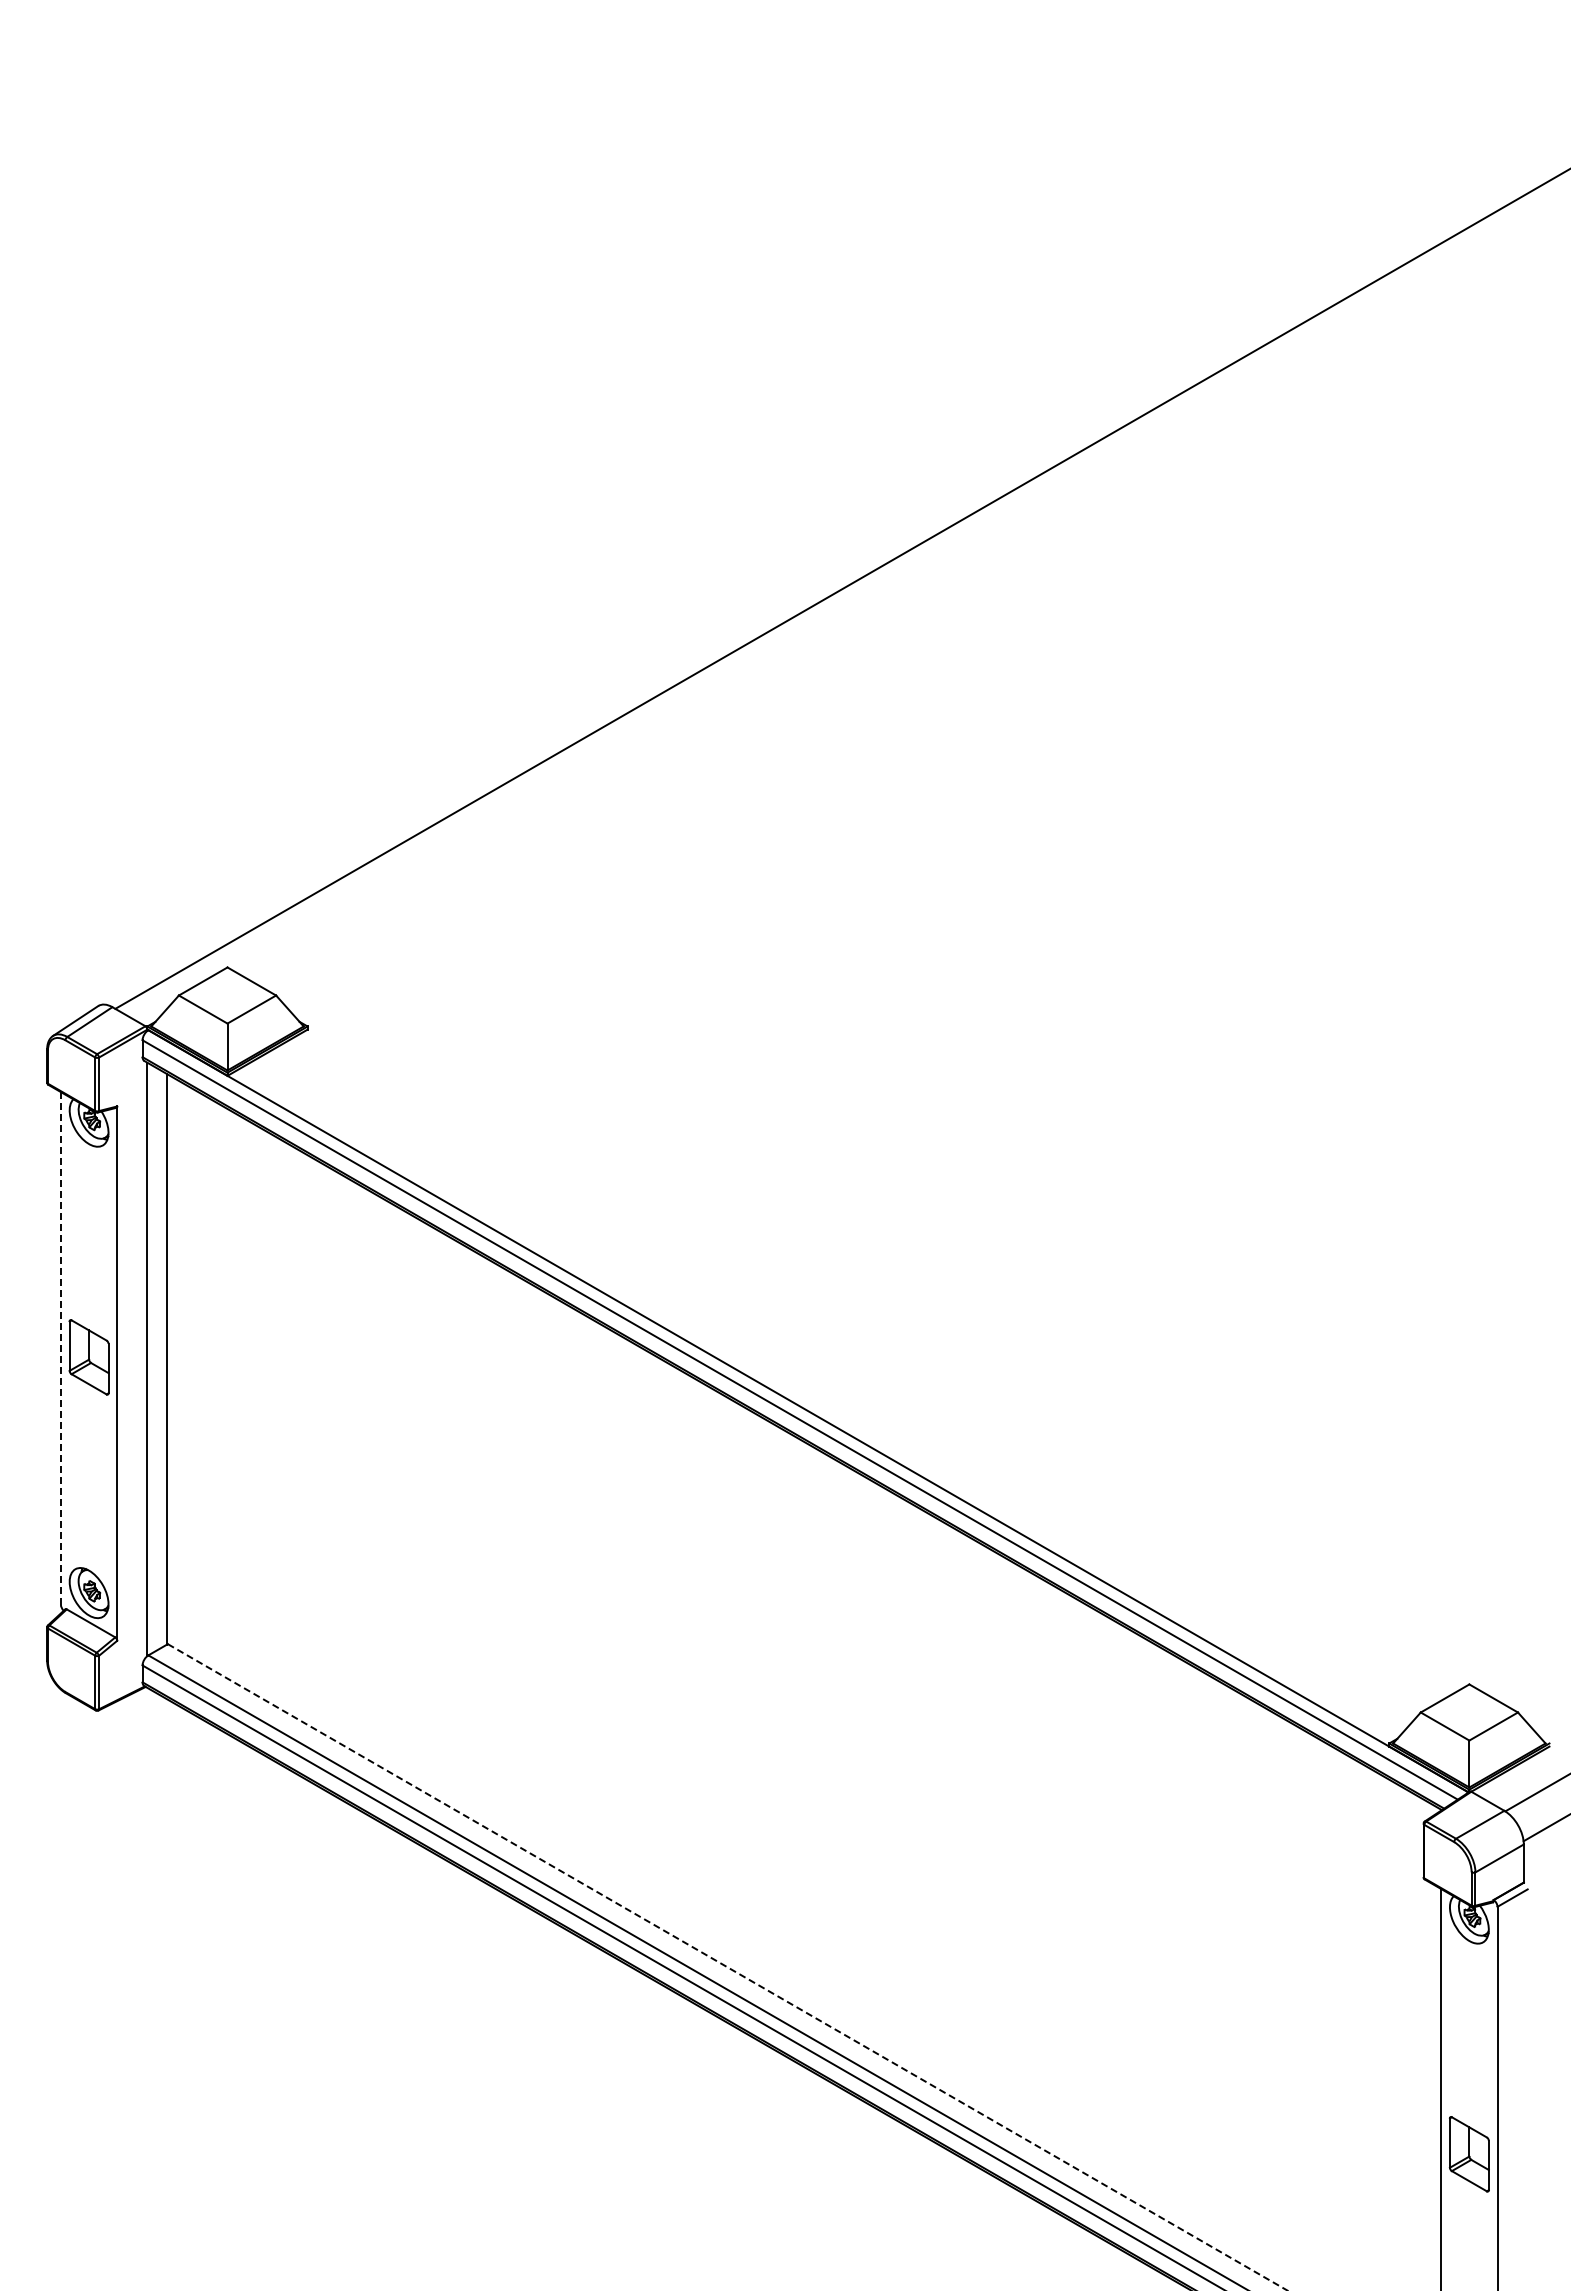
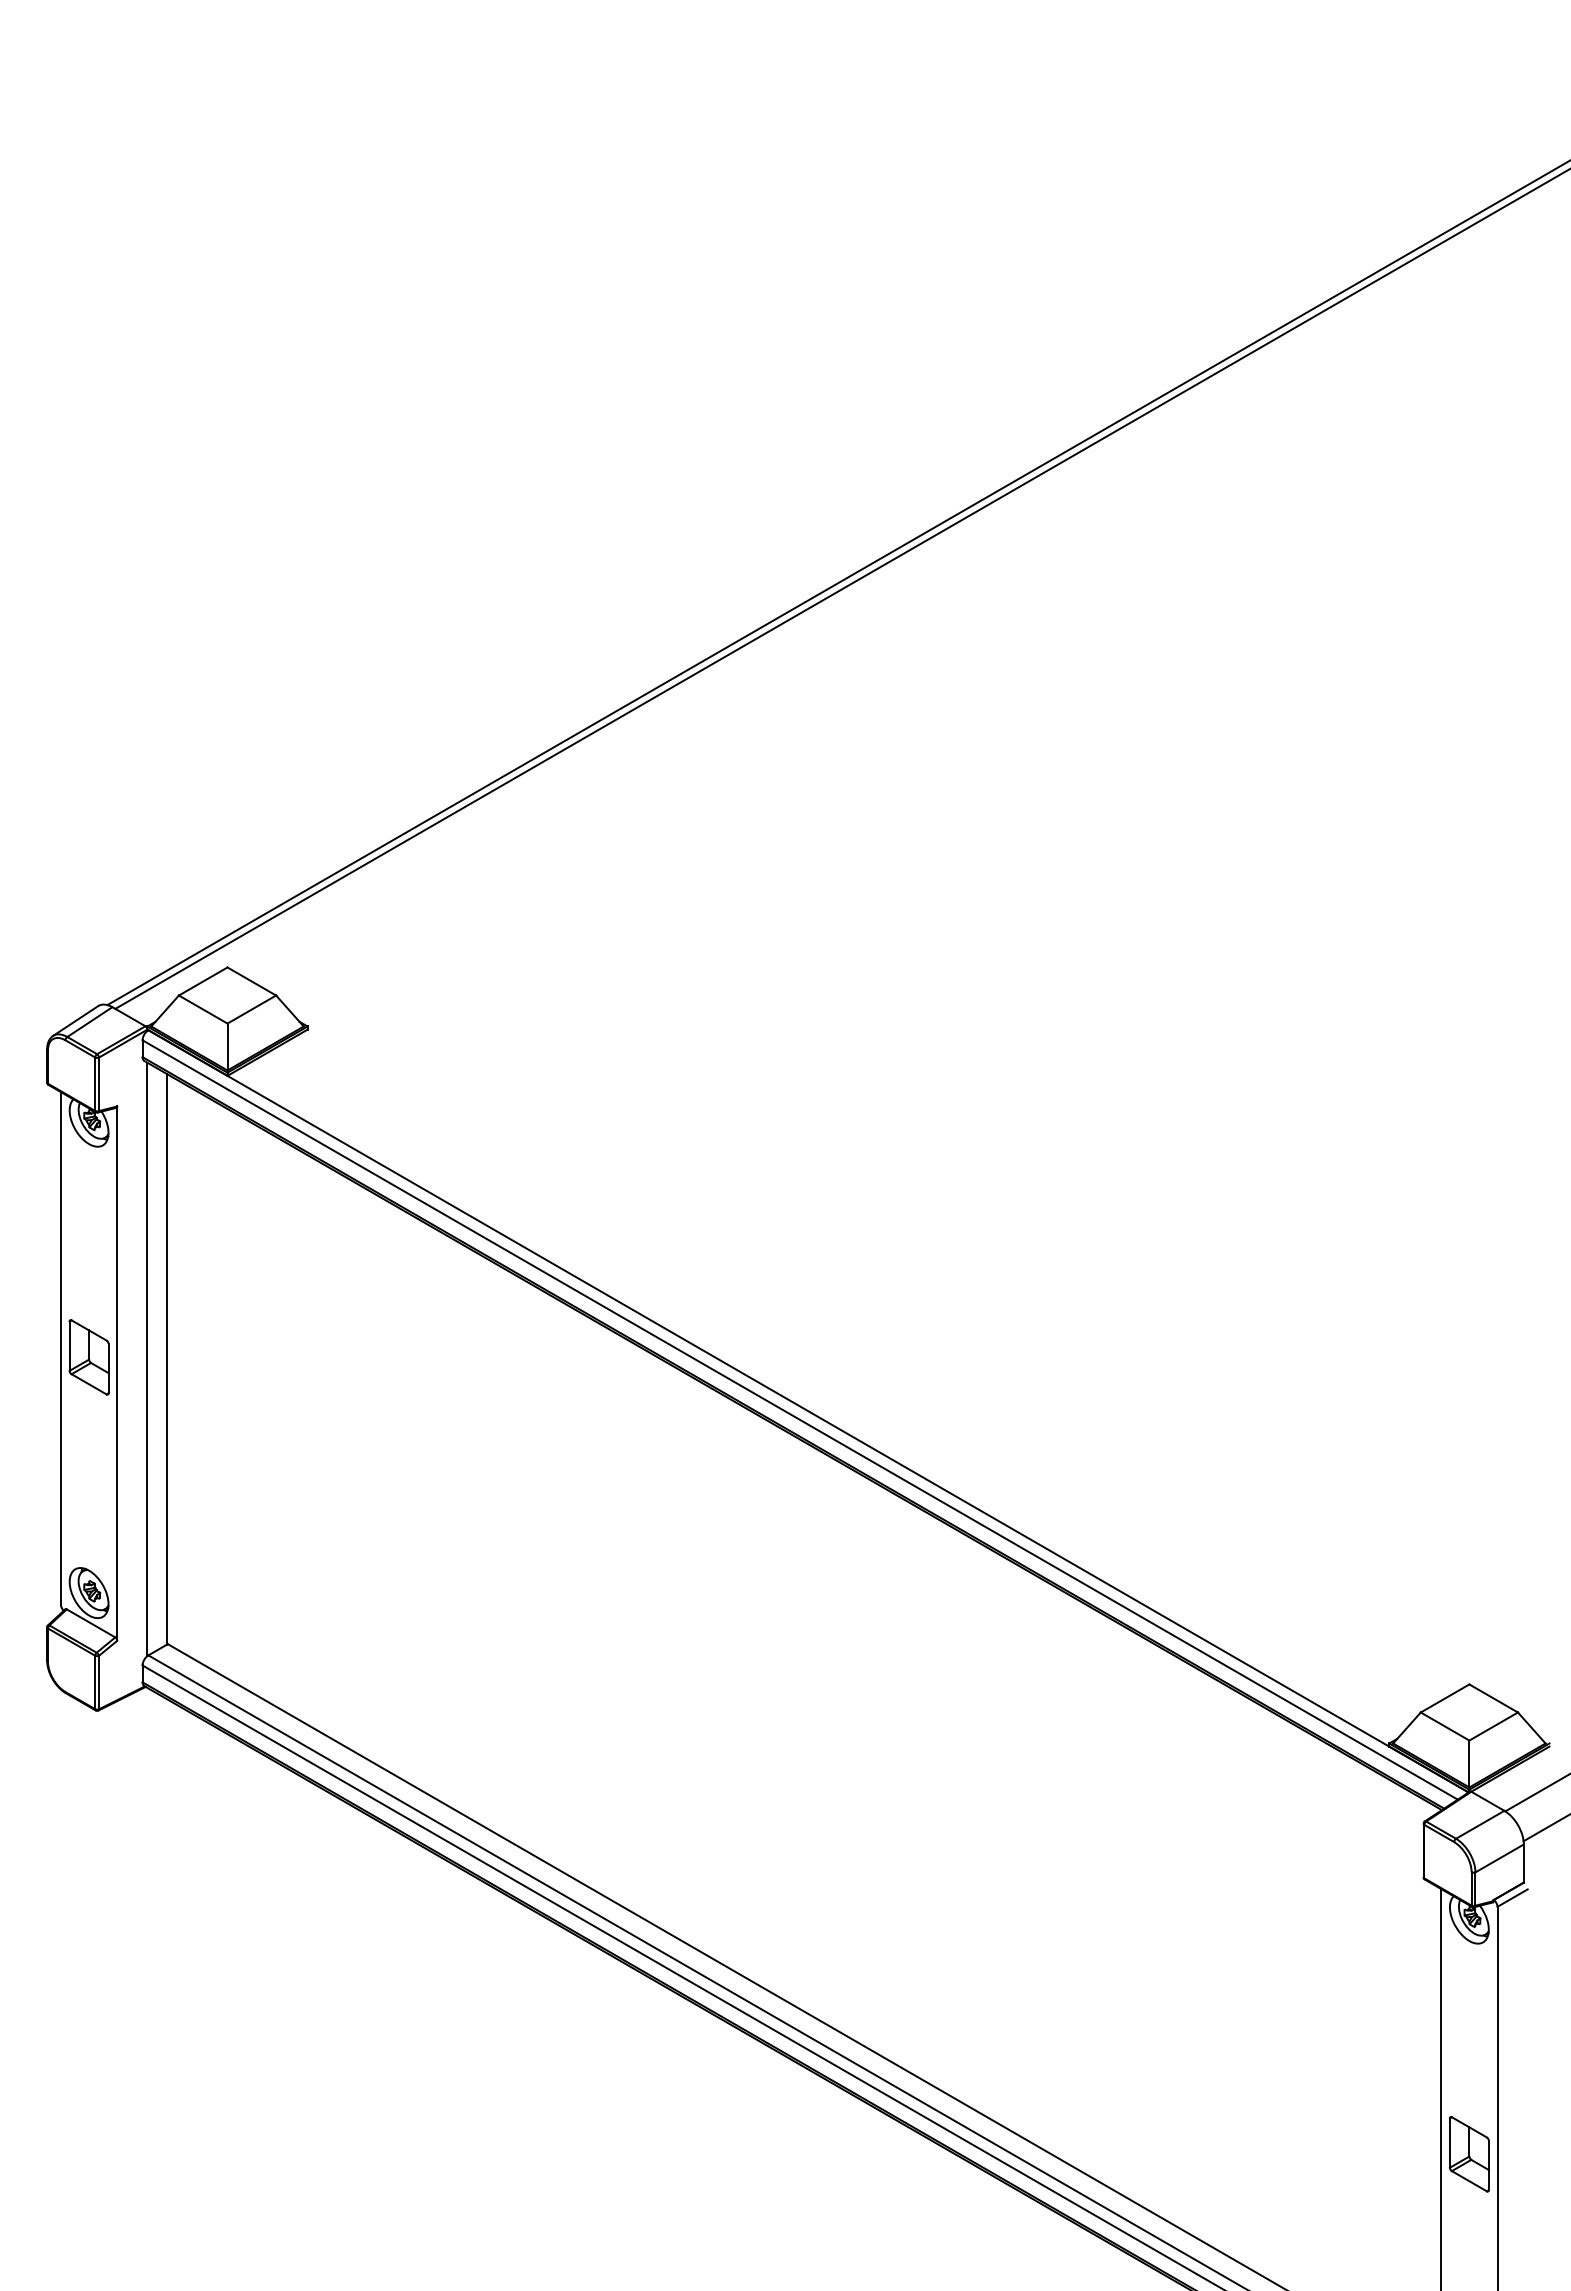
line: none -> present (837, 583)
line: dashed -> solid (60, 1347)
line: dashed -> solid (727, 1967)
